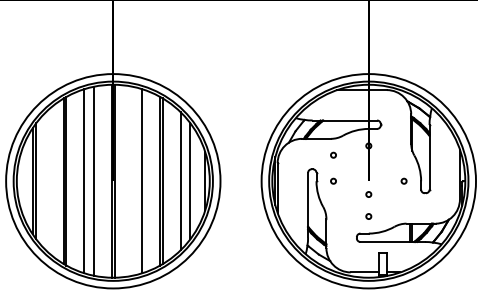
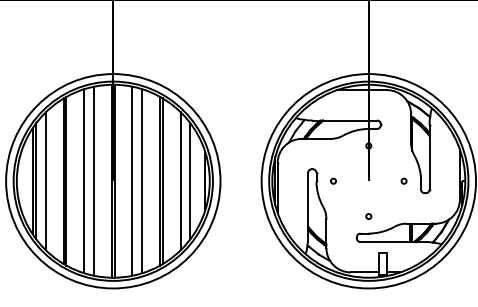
circle: present -> none (333, 154)
line: none -> present (132, 180)
line: none -> present (46, 181)
circle: present -> none (368, 194)
